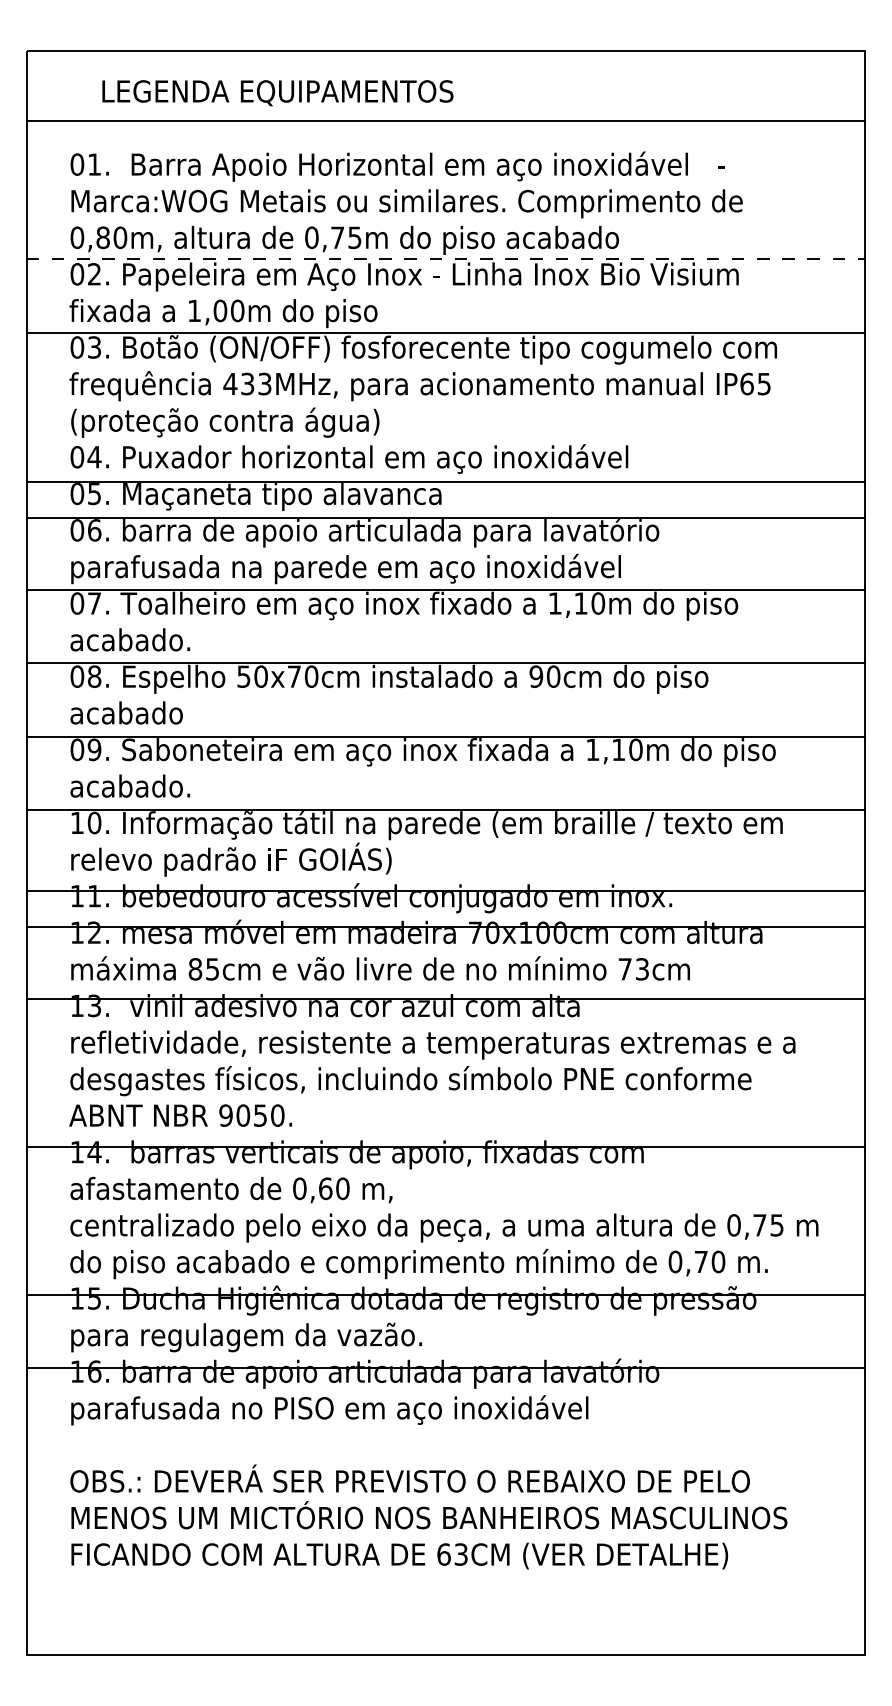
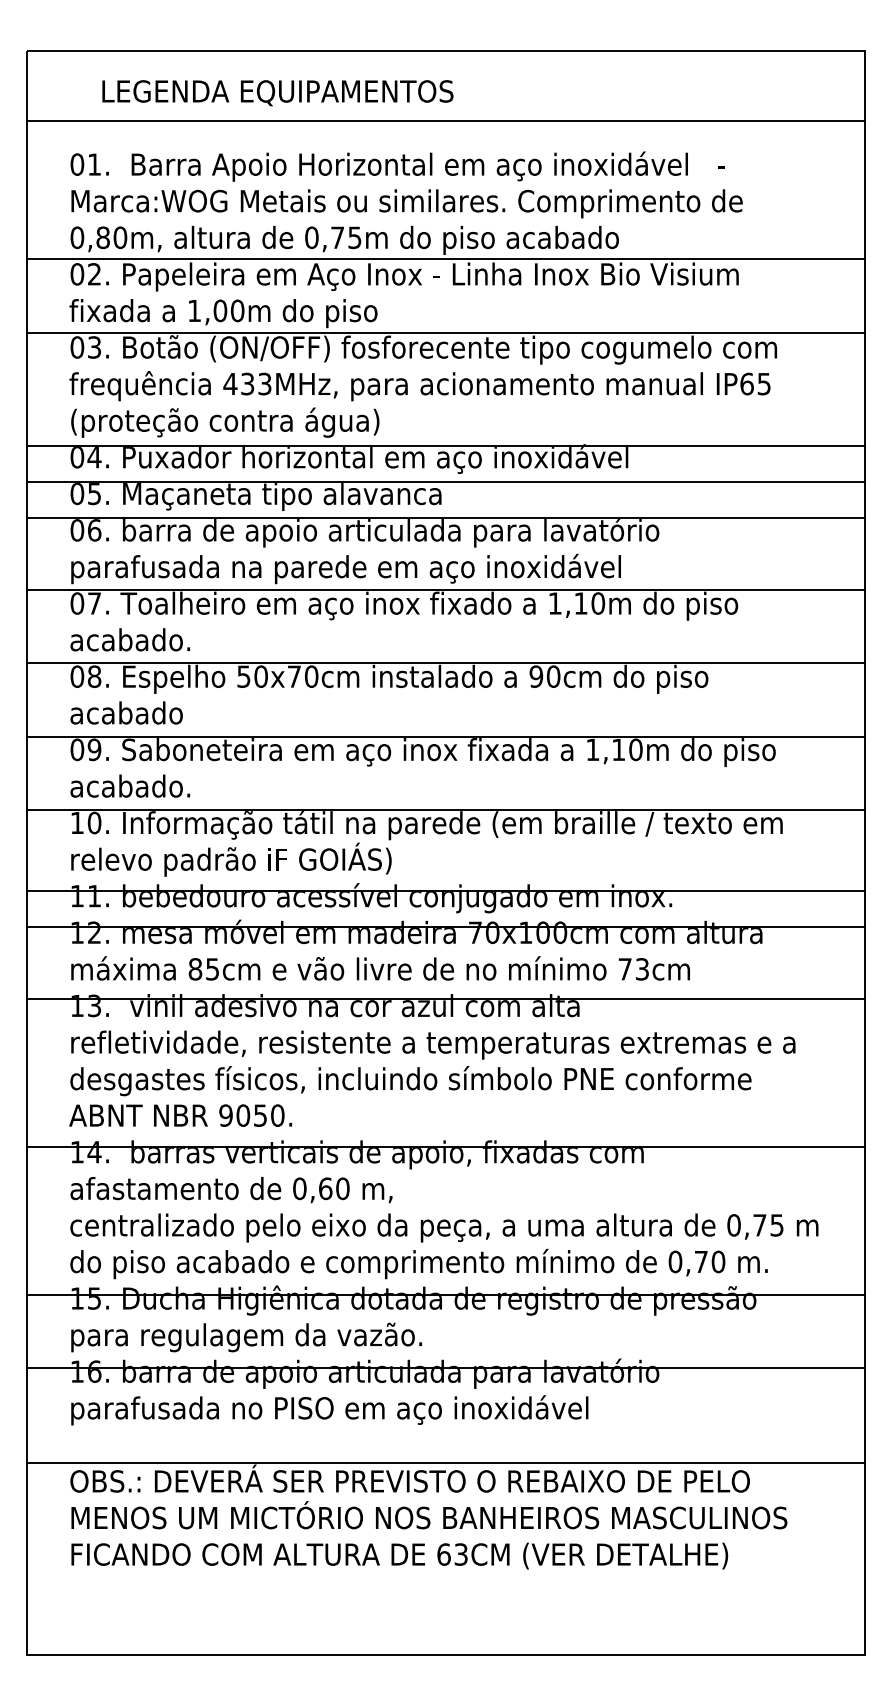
line: dashed -> solid (446, 258)
line: none -> present (445, 445)
line: none -> present (445, 1463)
